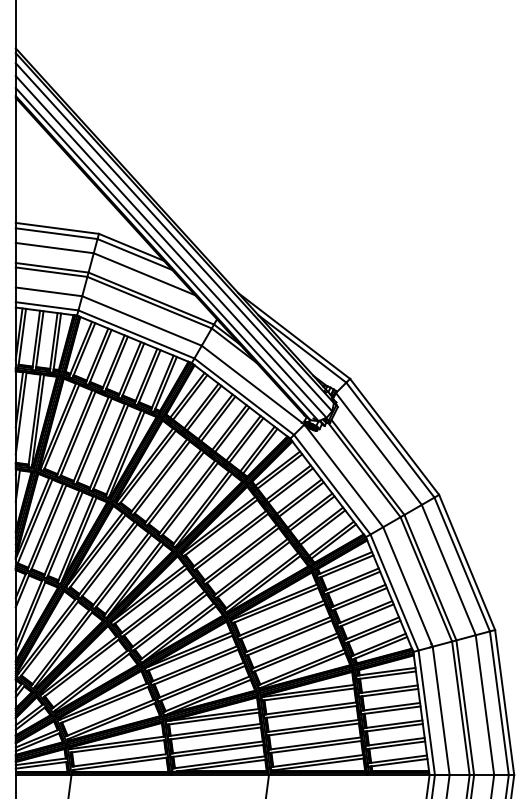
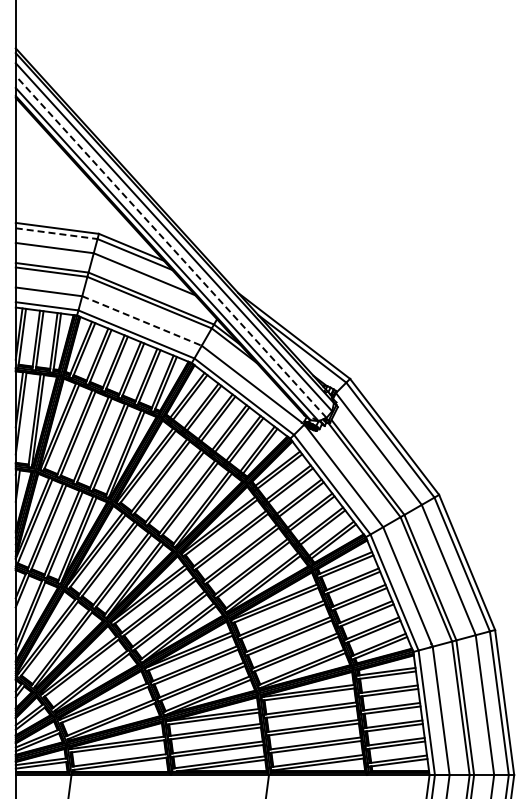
line: solid -> dashed (57, 233)
line: solid -> dashed (170, 246)
line: solid -> dashed (142, 321)
